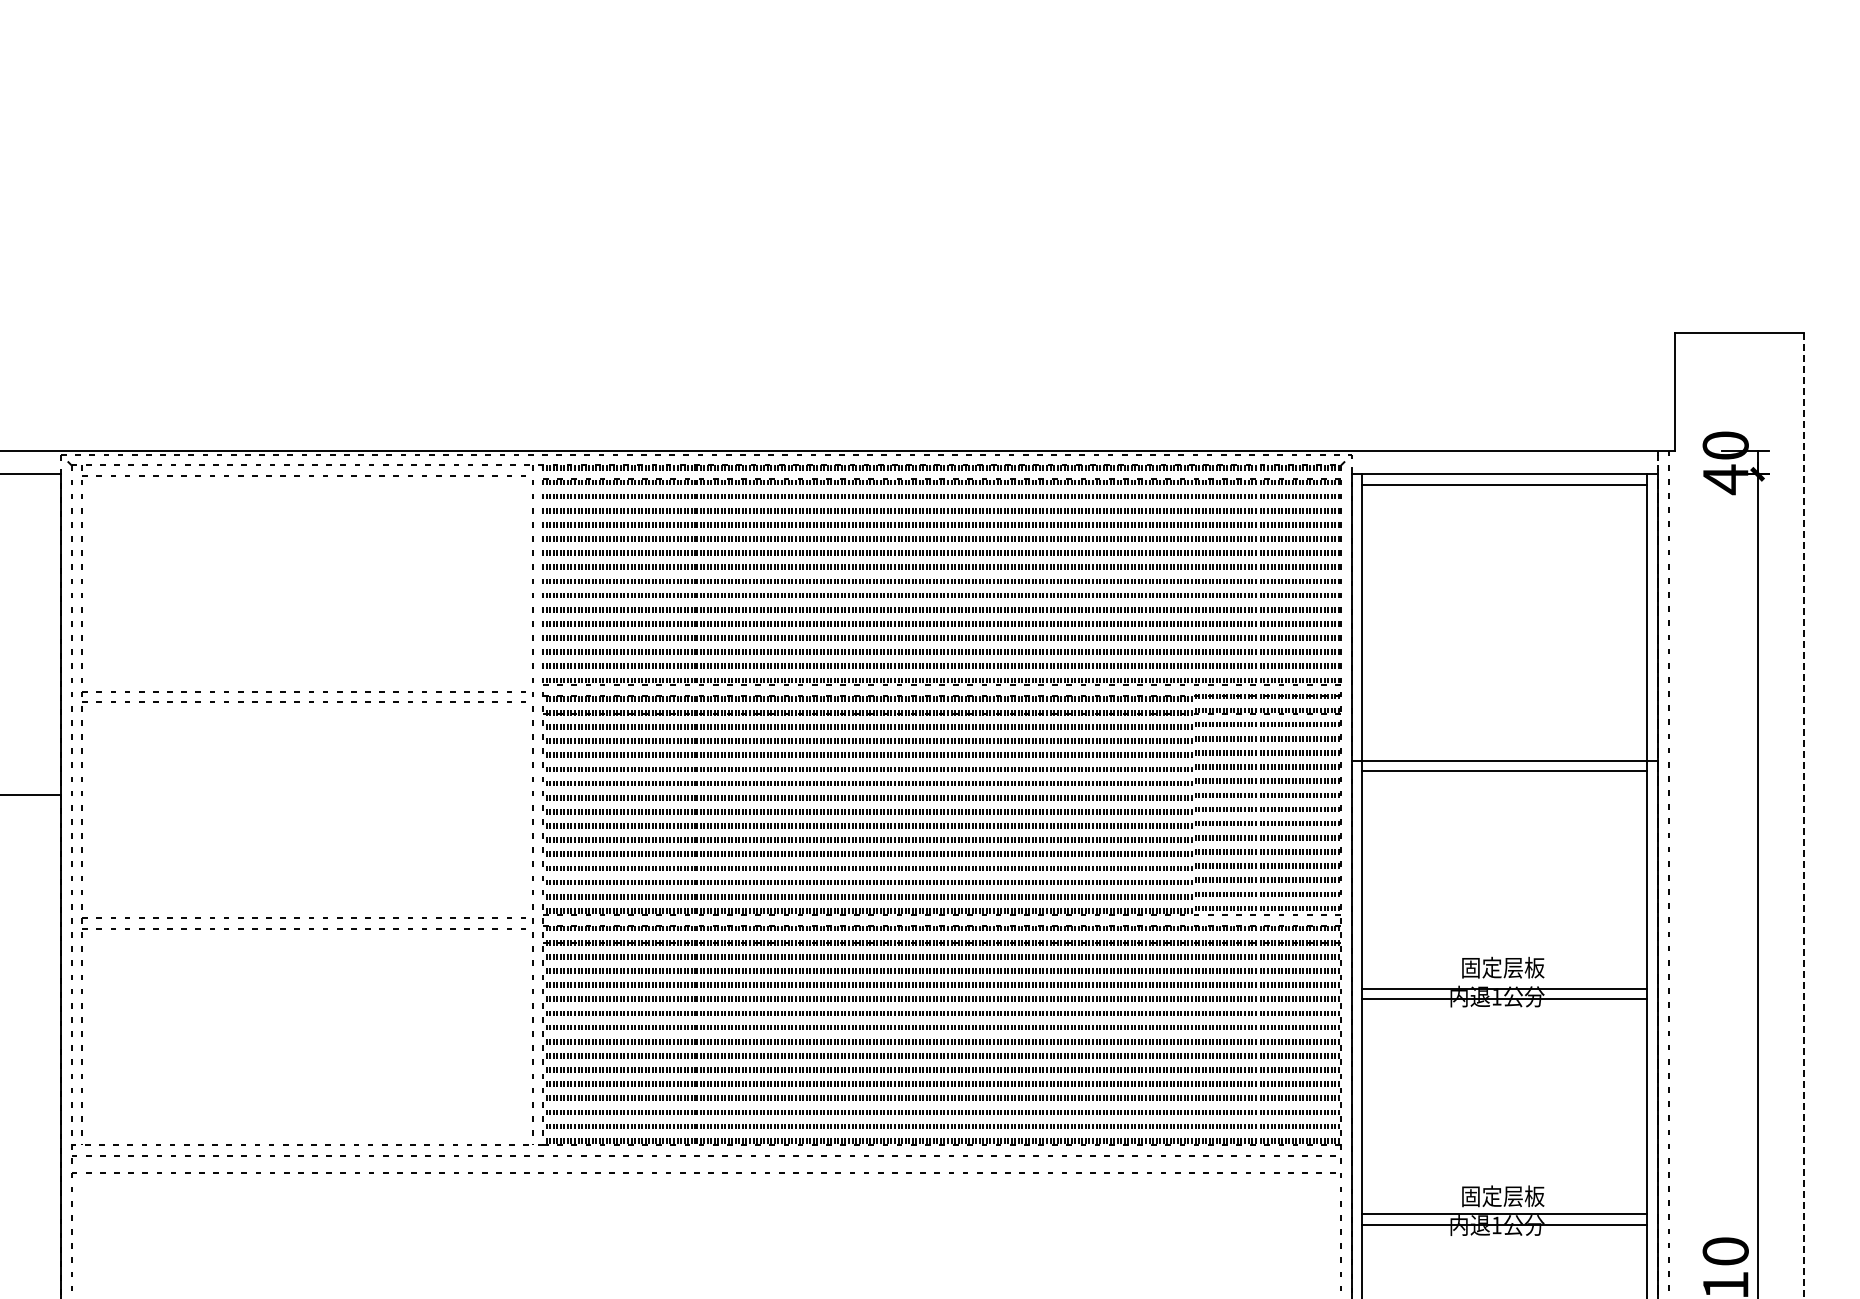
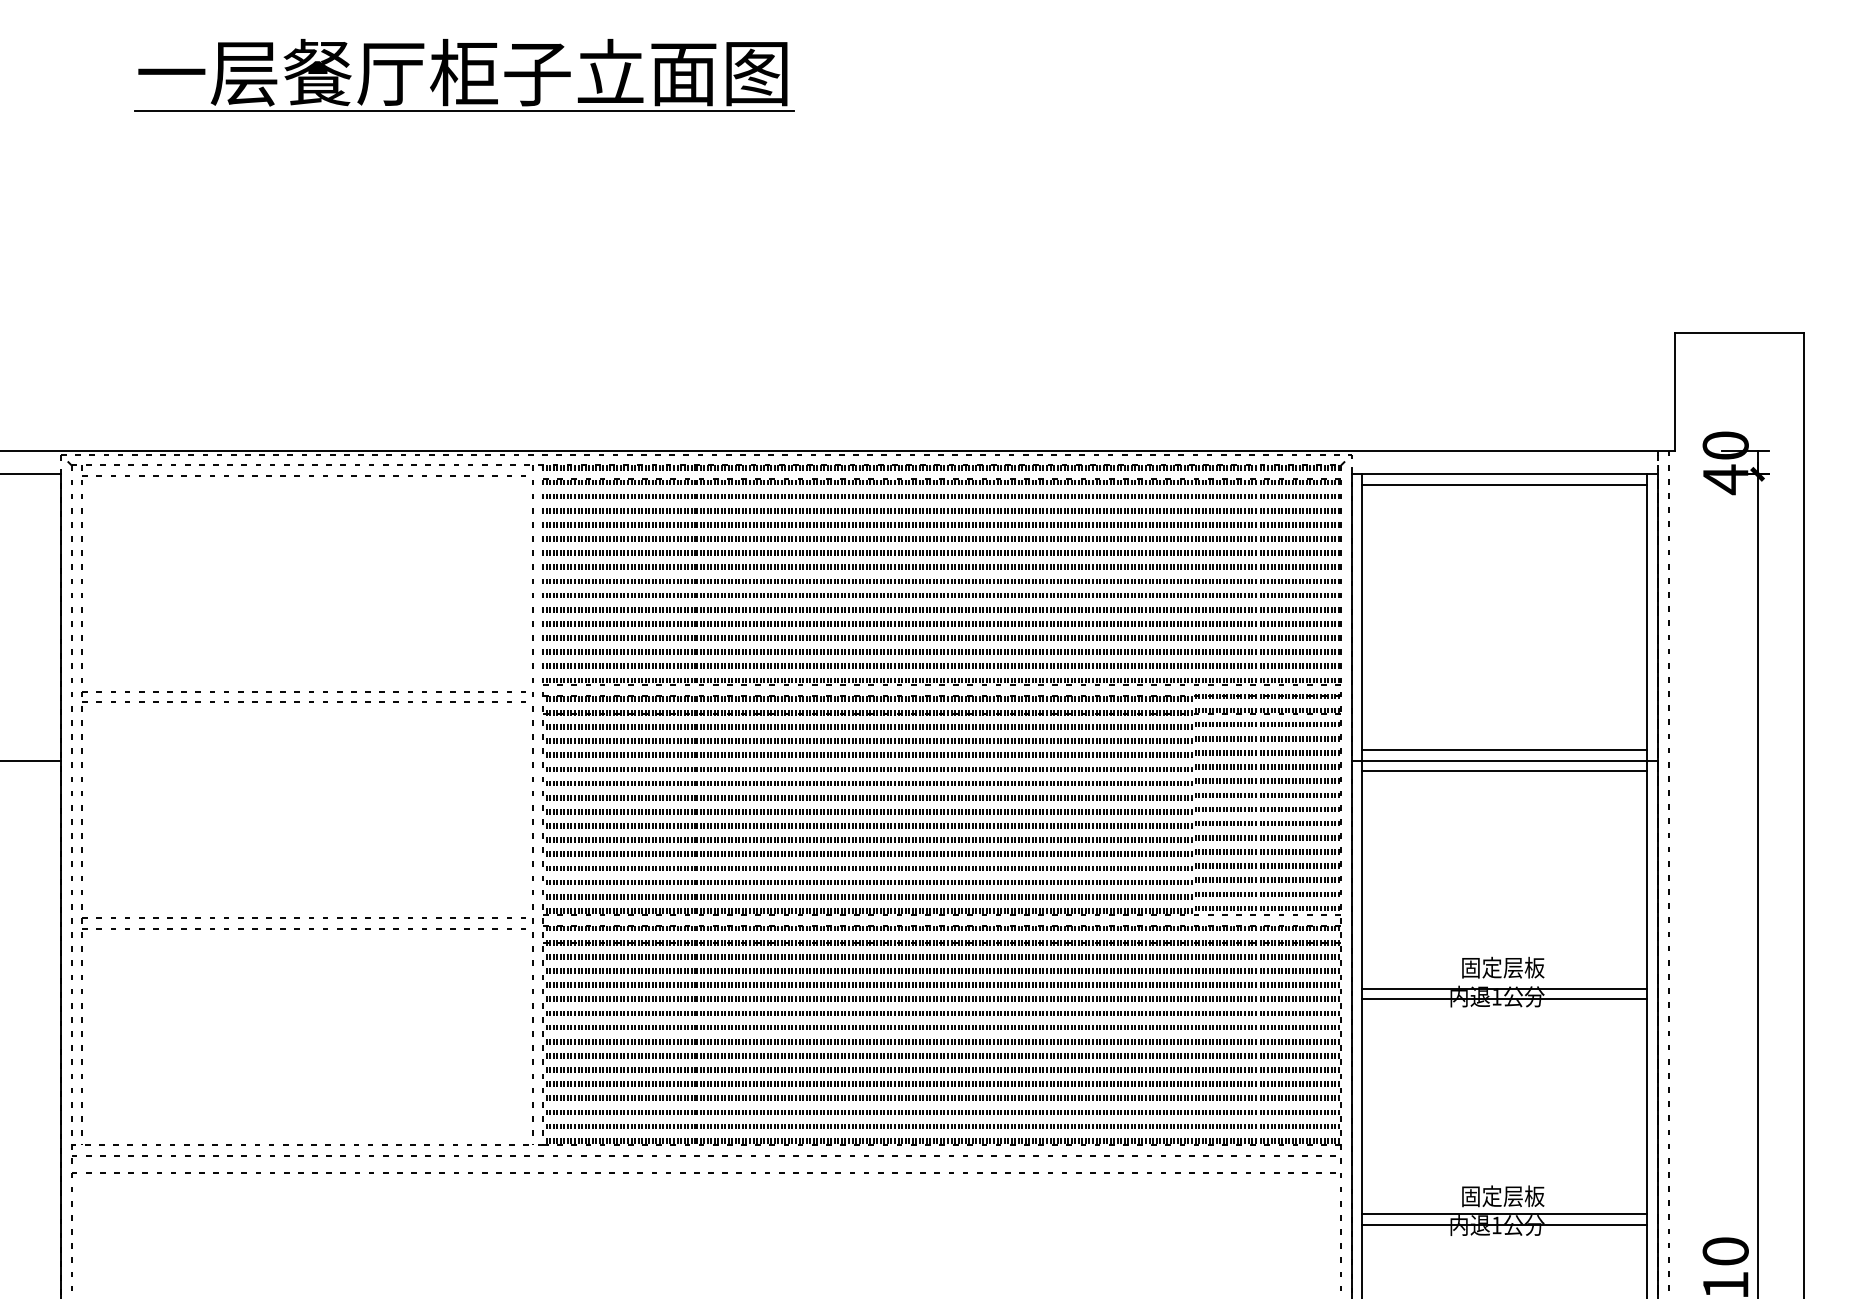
part: none -> present (464, 75)
line: none -> present (1504, 750)
line position: (31, 794) -> (31, 760) (31, 760)
line: dashed -> solid (1804, 815)
